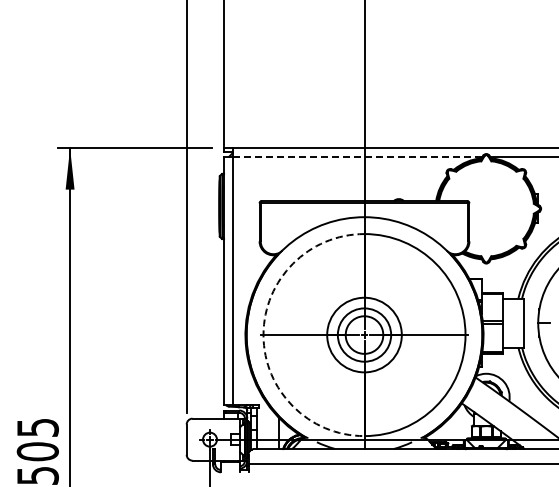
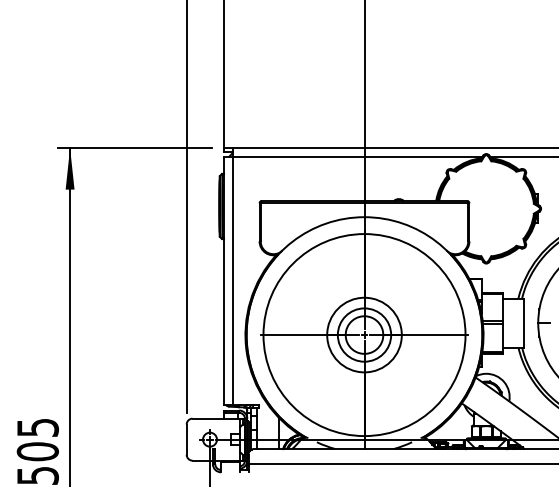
line: dashed -> solid (357, 157)
arc: dashed -> solid (263, 335)
